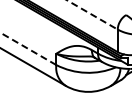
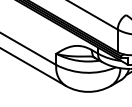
line: dashed -> solid (92, 15)
line: dashed -> solid (27, 48)
